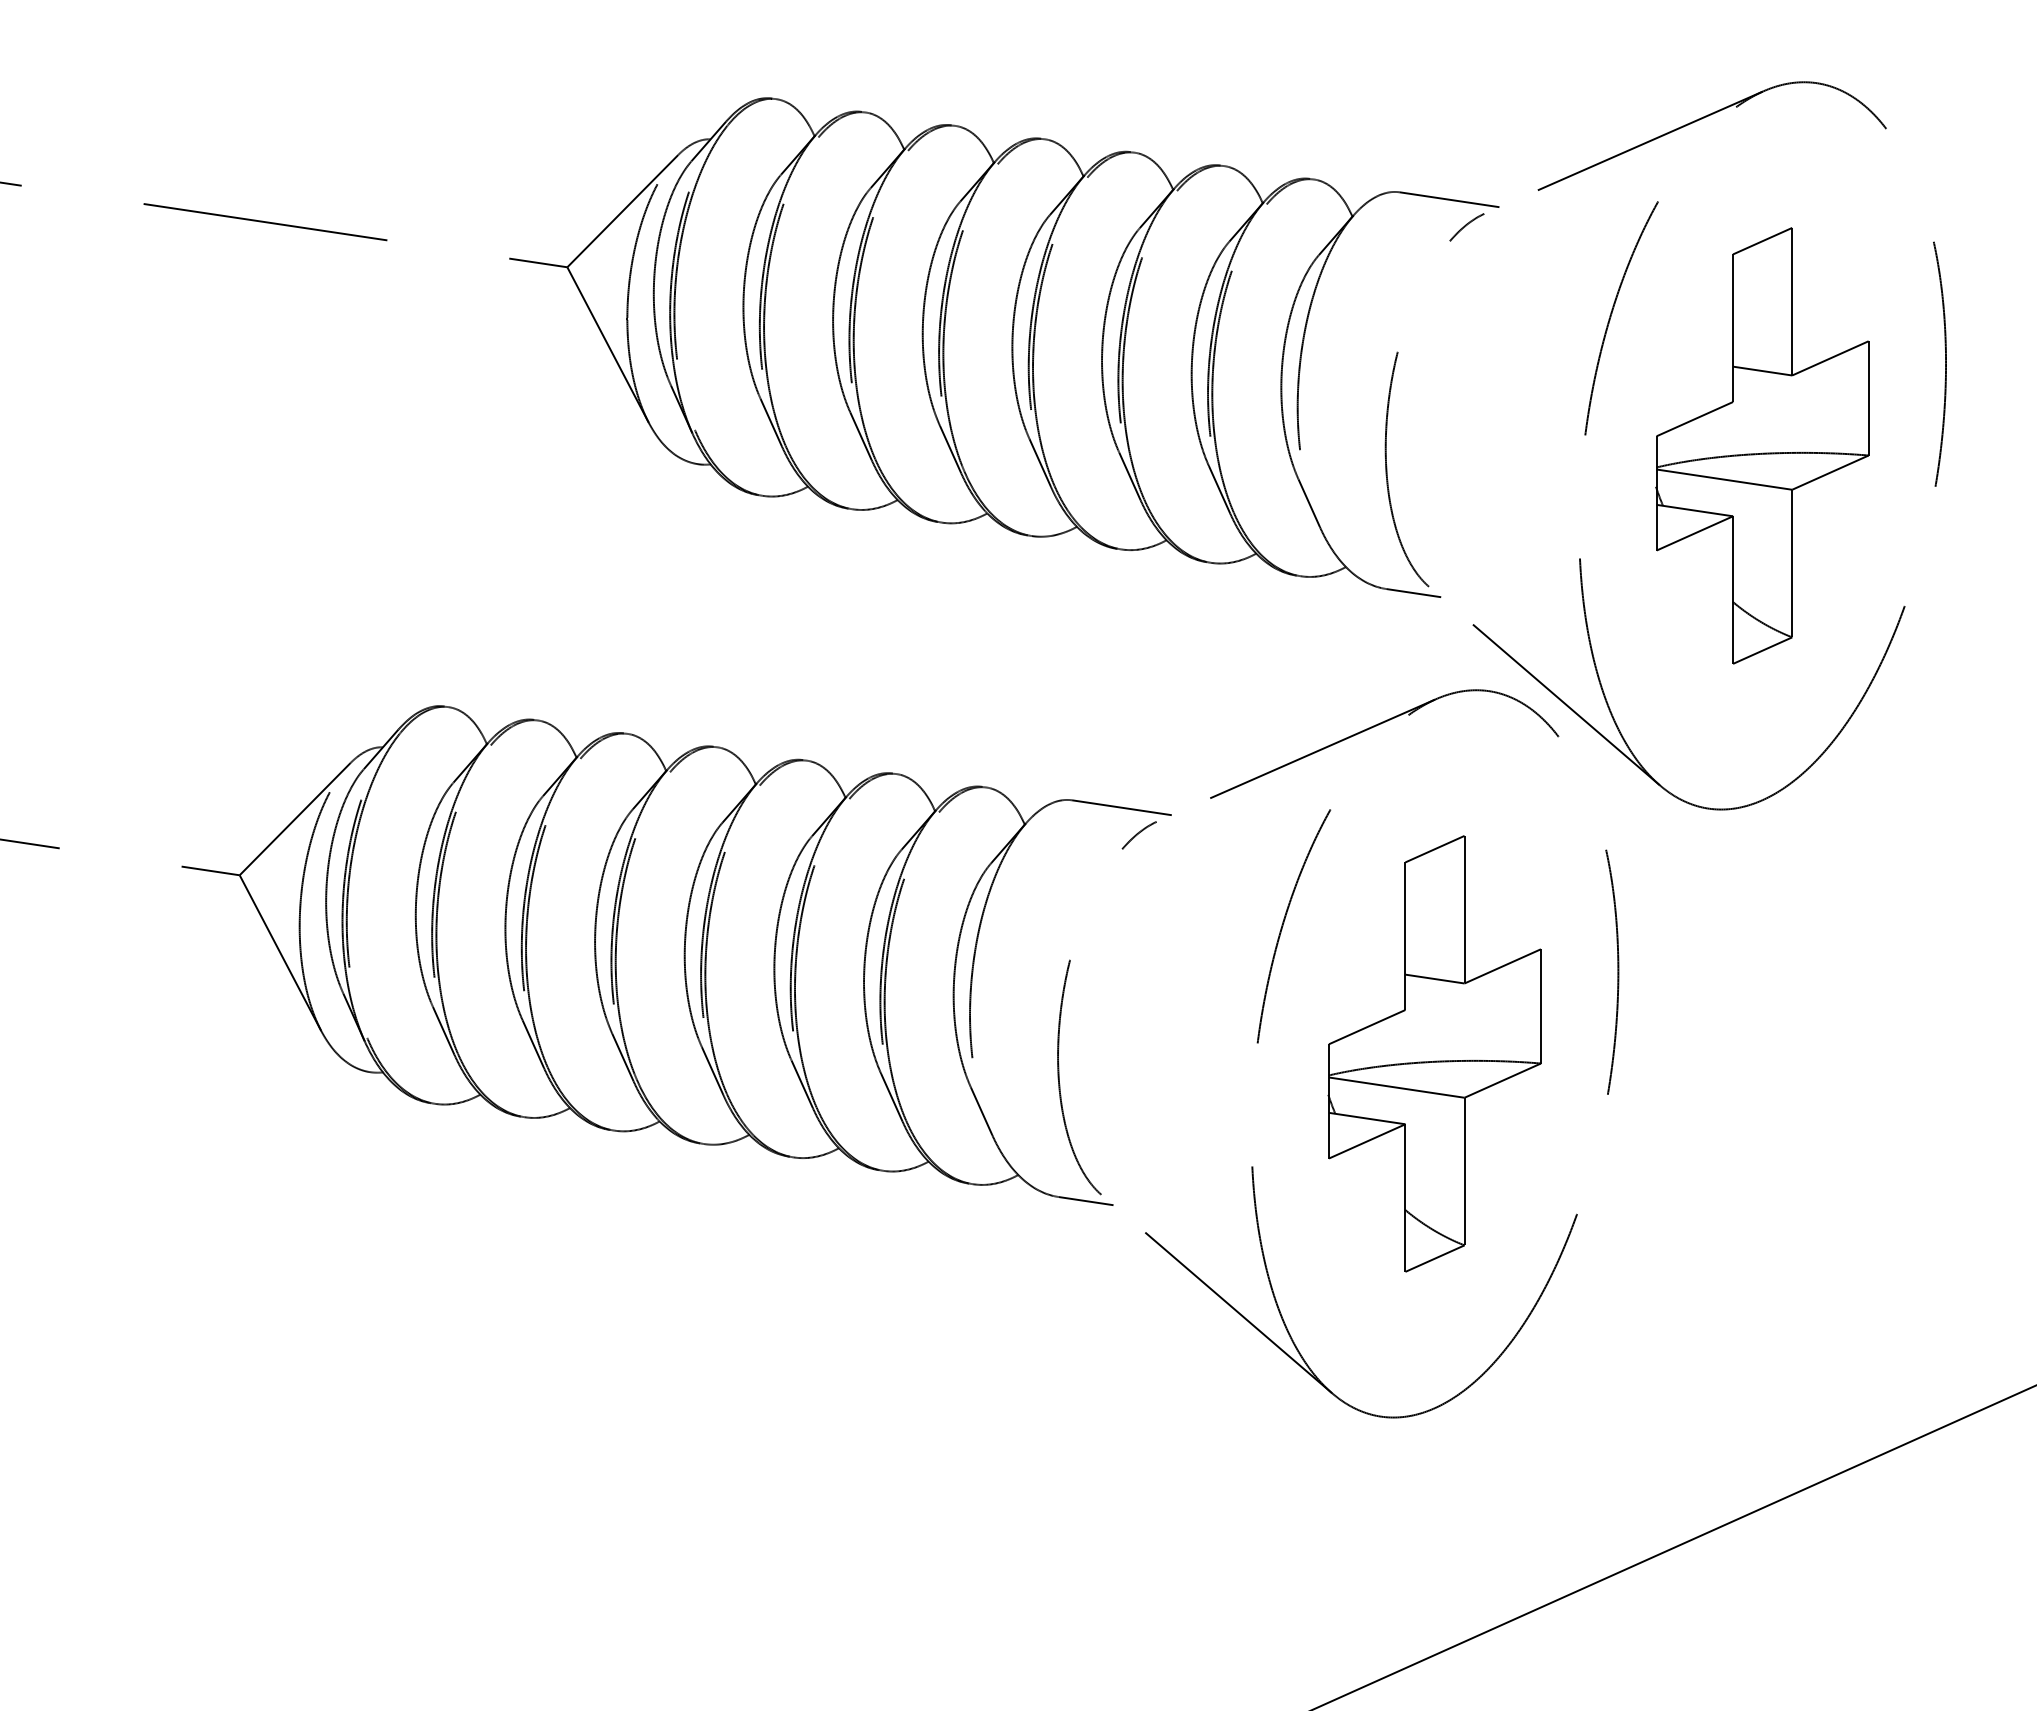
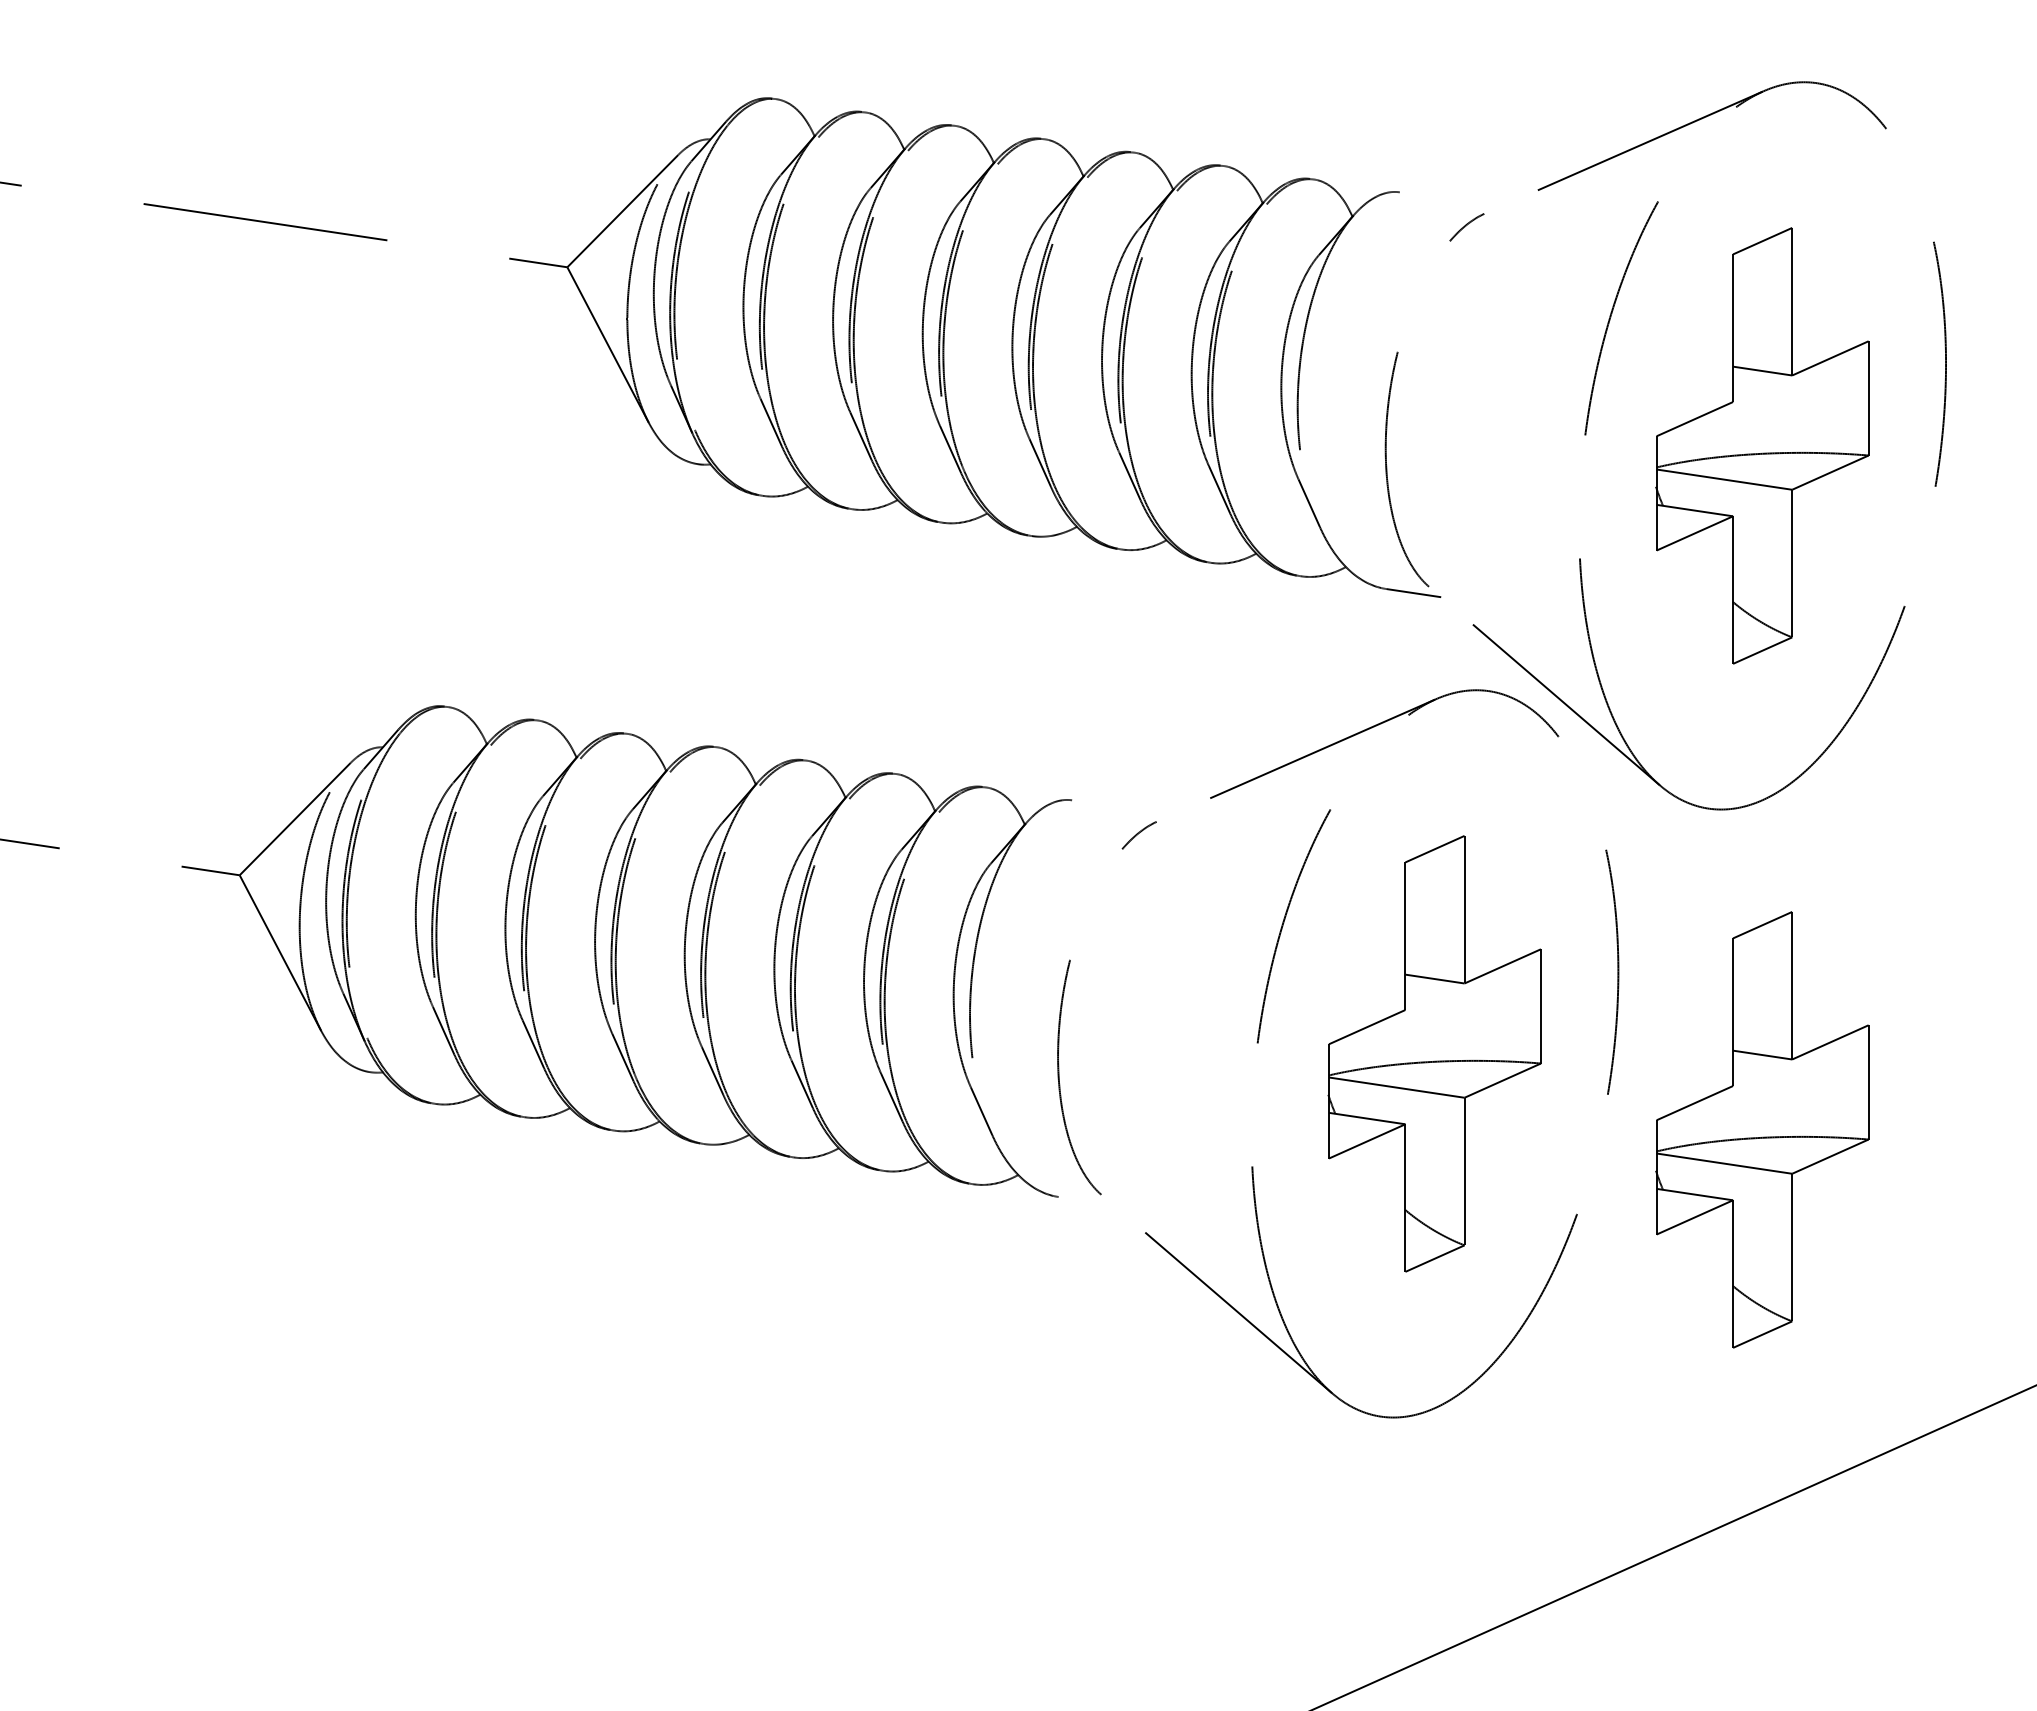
line: present -> none (1449, 199)
line: present -> none (1121, 807)
part: none -> present (1762, 1129)
line: present -> none (1085, 1201)
